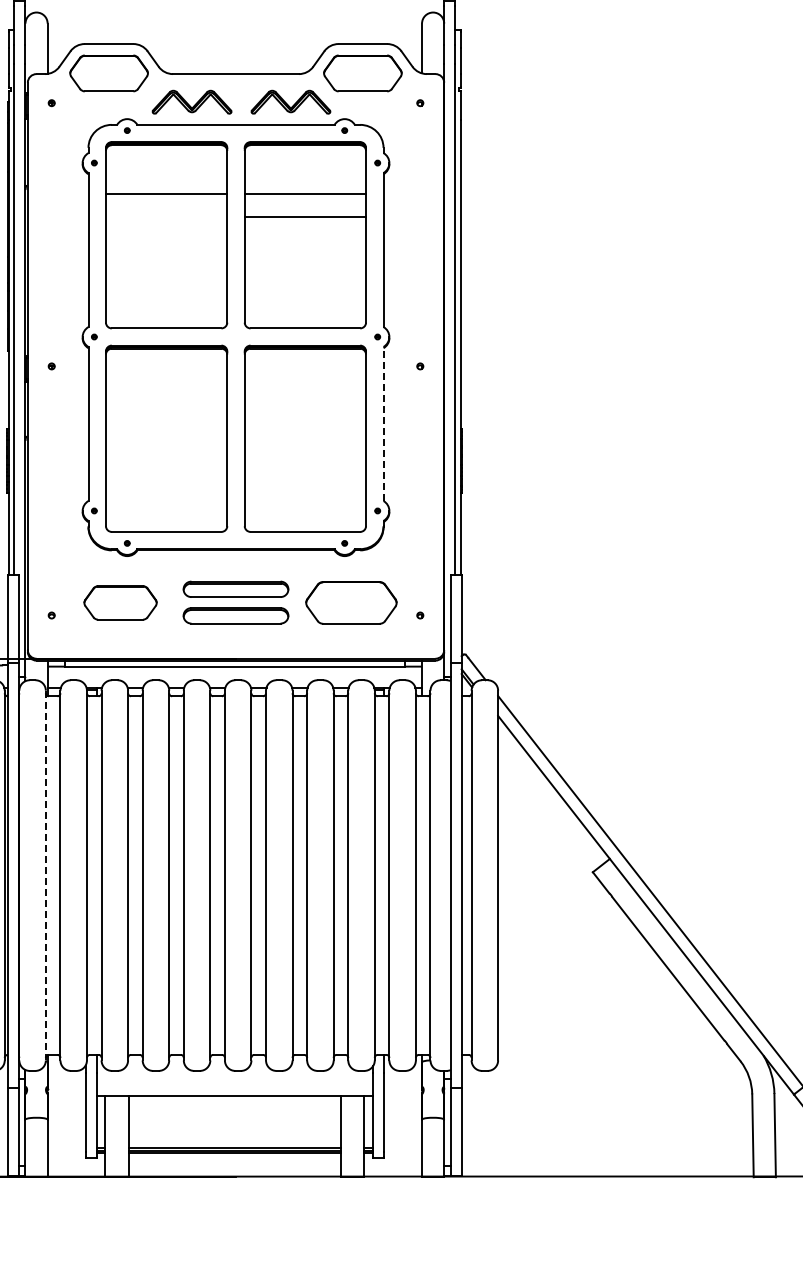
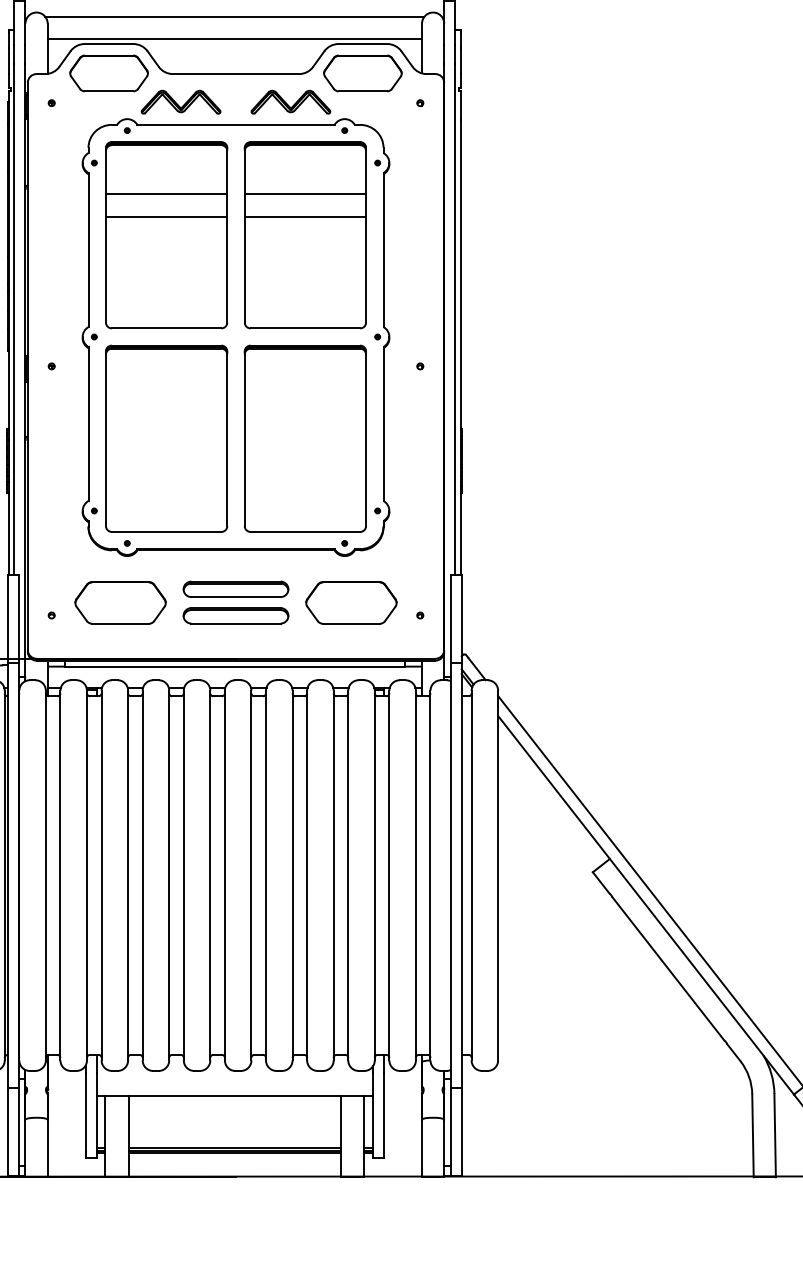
line: none -> present (234, 16)
line: none -> present (234, 38)
part position: (191, 101) -> (180, 101) (180, 101)
line: none -> present (166, 216)
line: dashed -> solid (383, 423)
part size: 75x36 px -> 93x44 px (120, 602)
line: dashed -> solid (45, 875)
